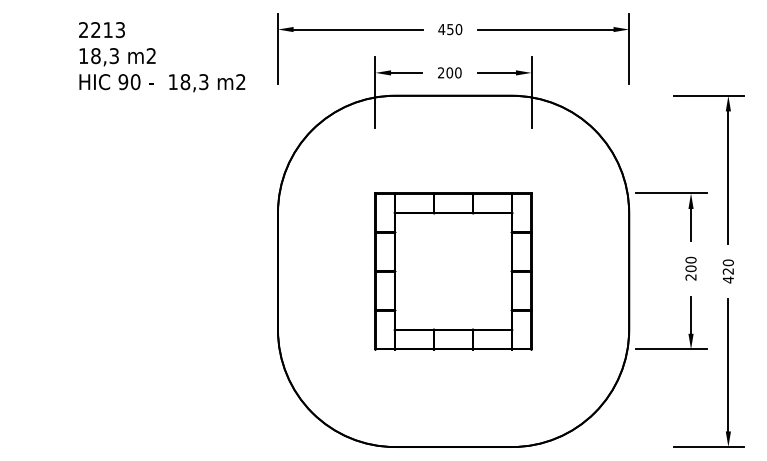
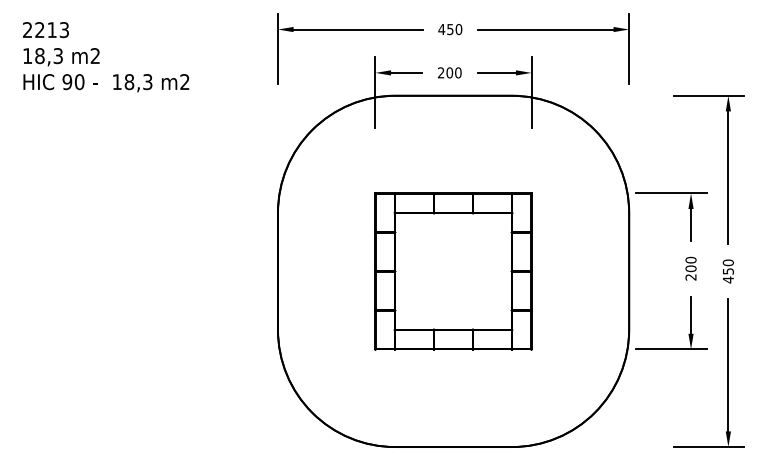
text position: (162, 57) -> (106, 57) (106, 57)
text: 420 -> 450 (727, 271)
